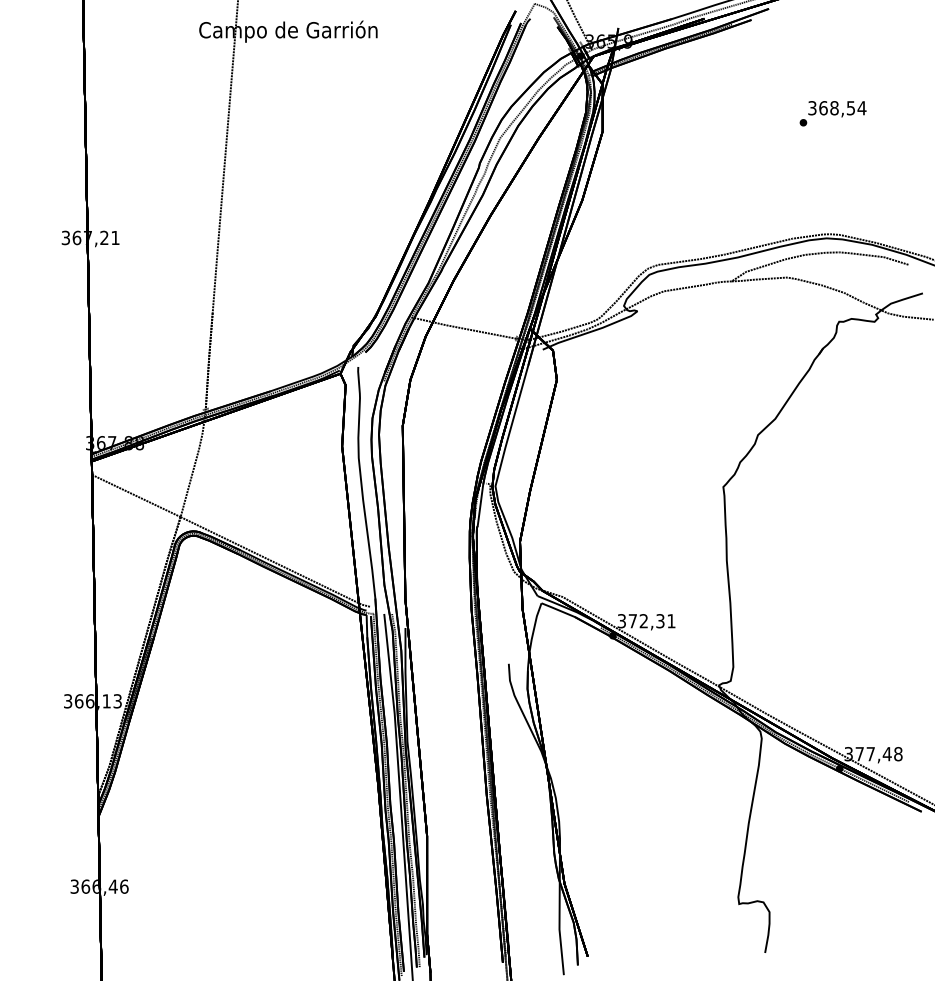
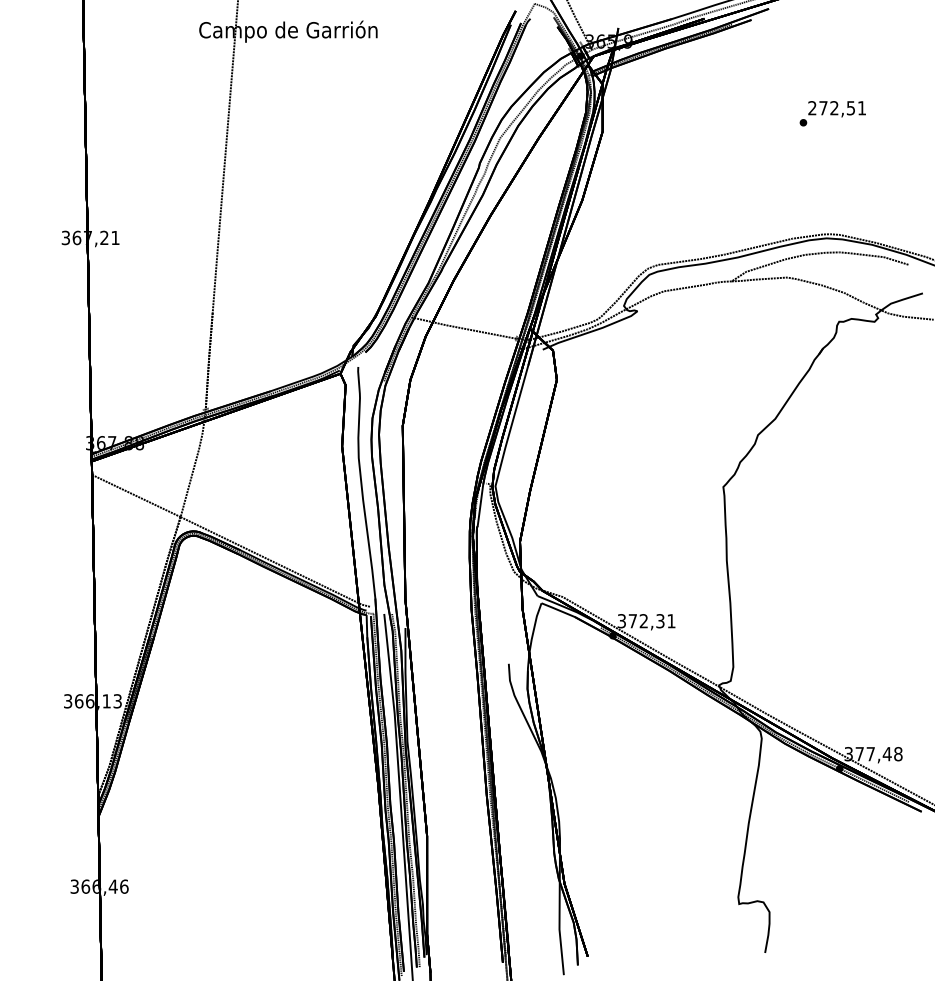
text: 368,54 -> 272,51 (837, 108)
